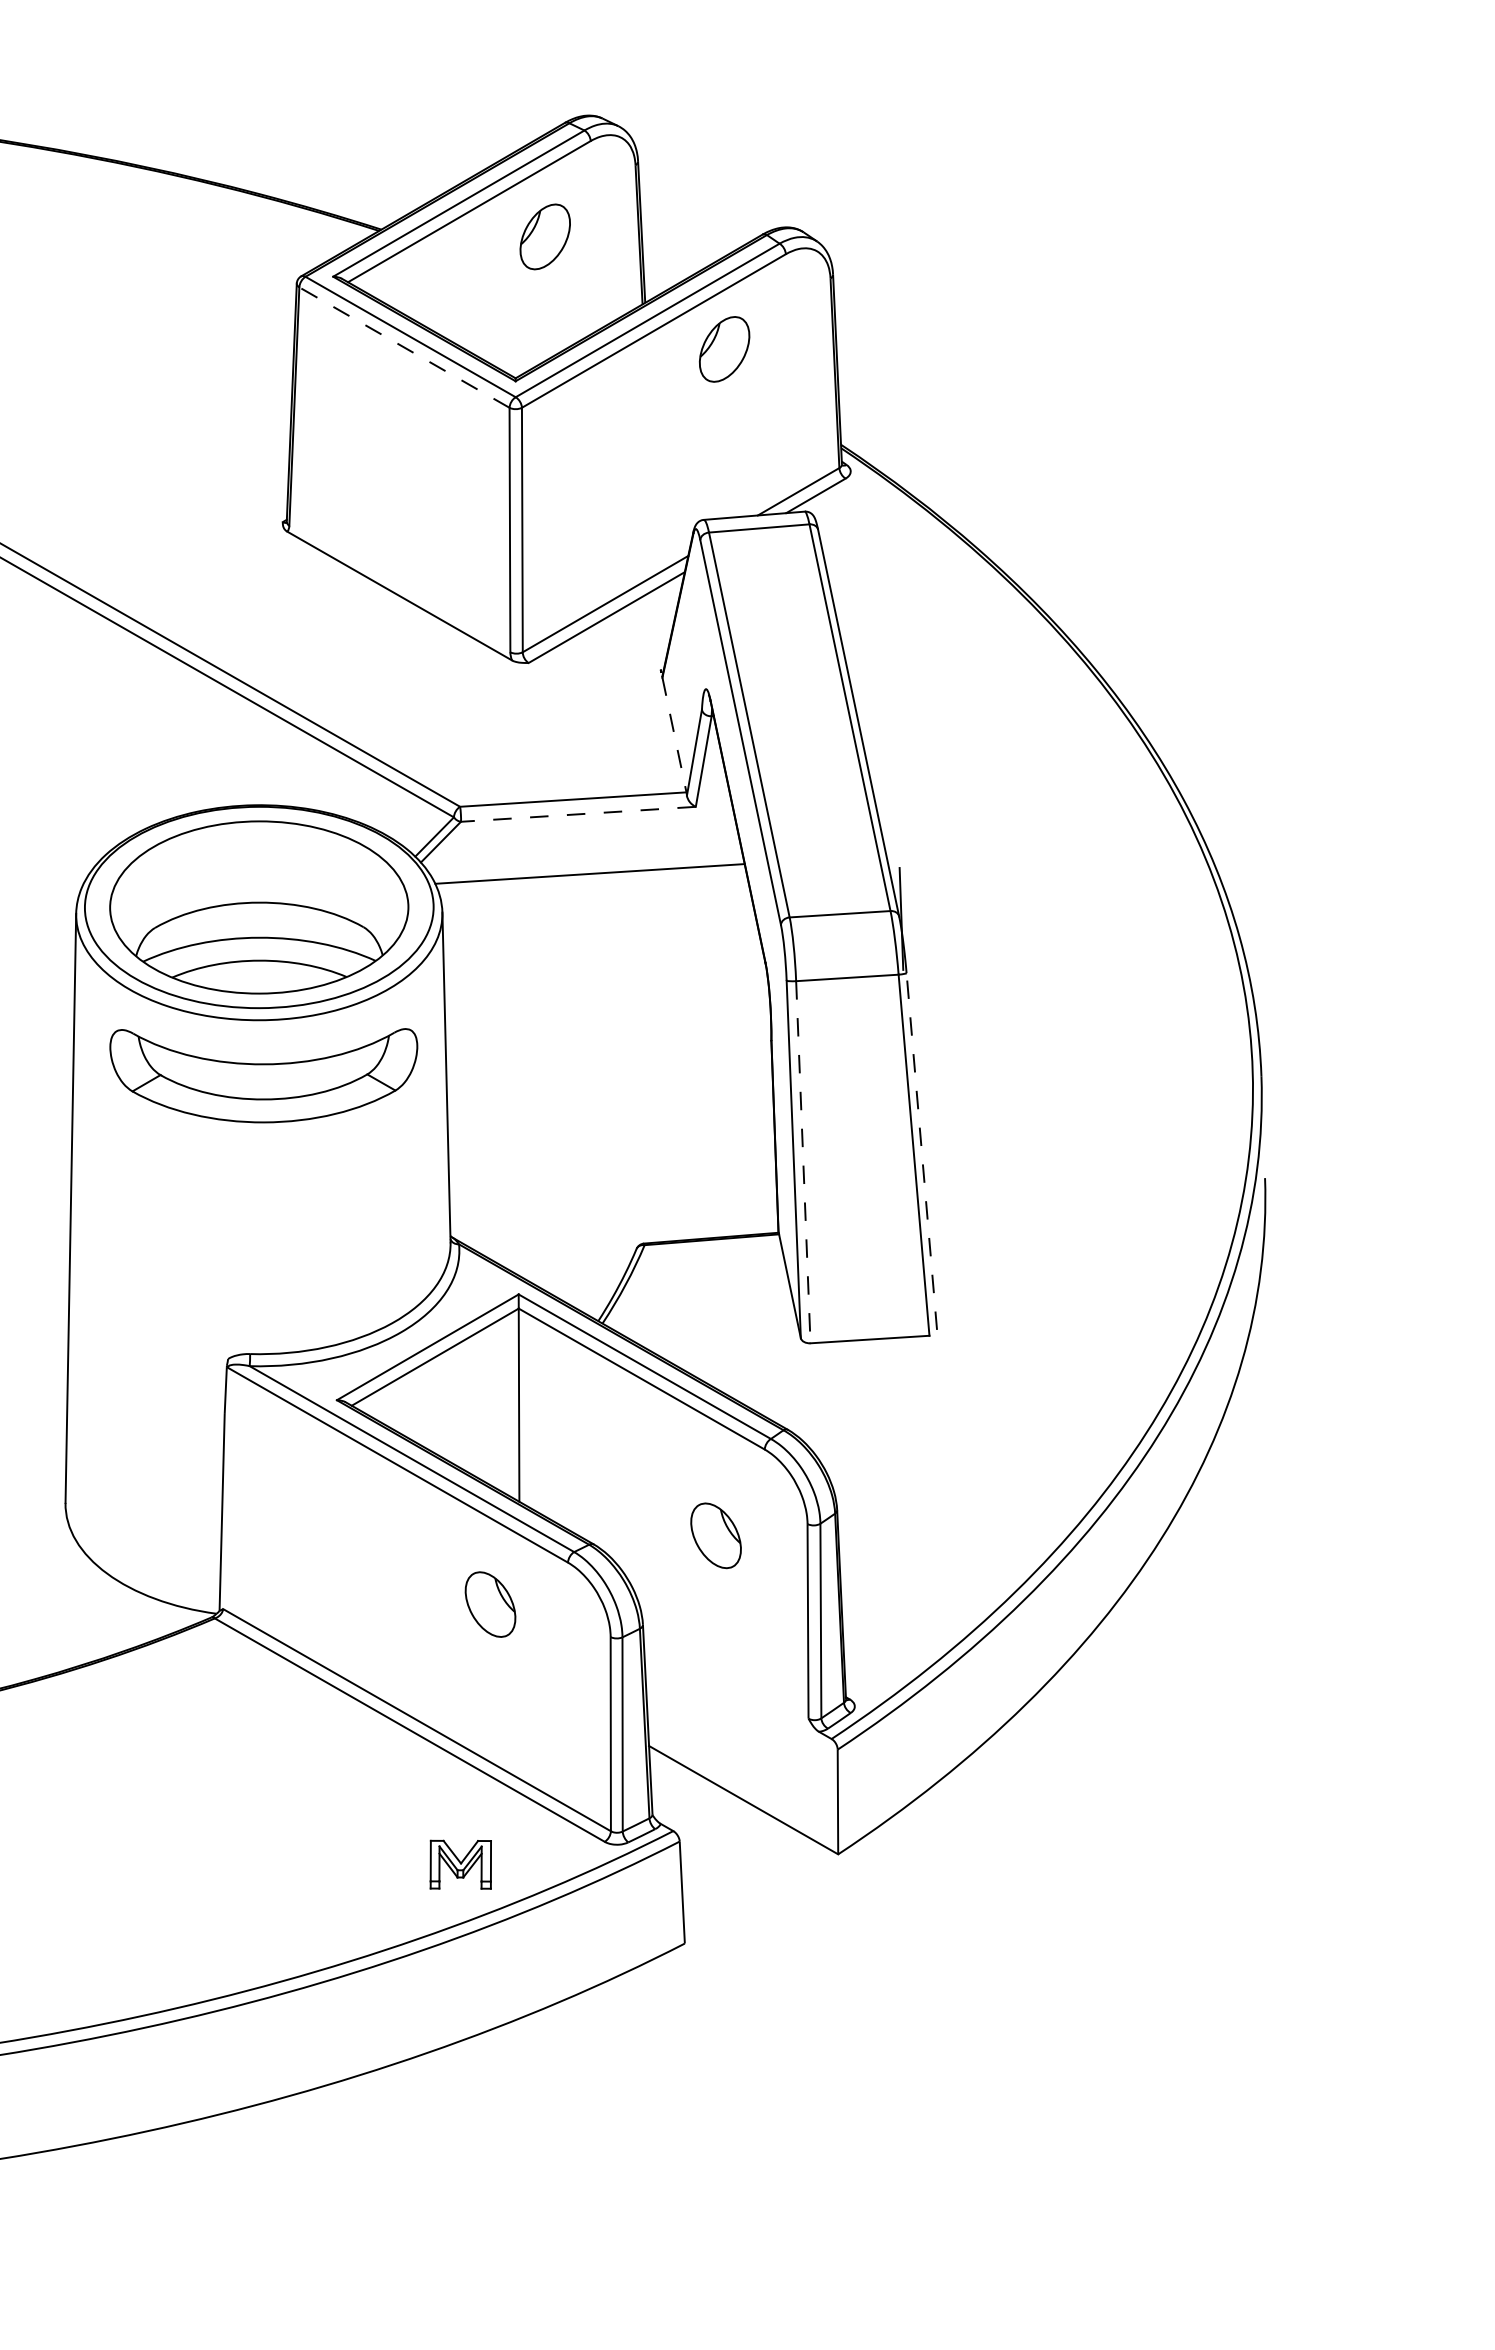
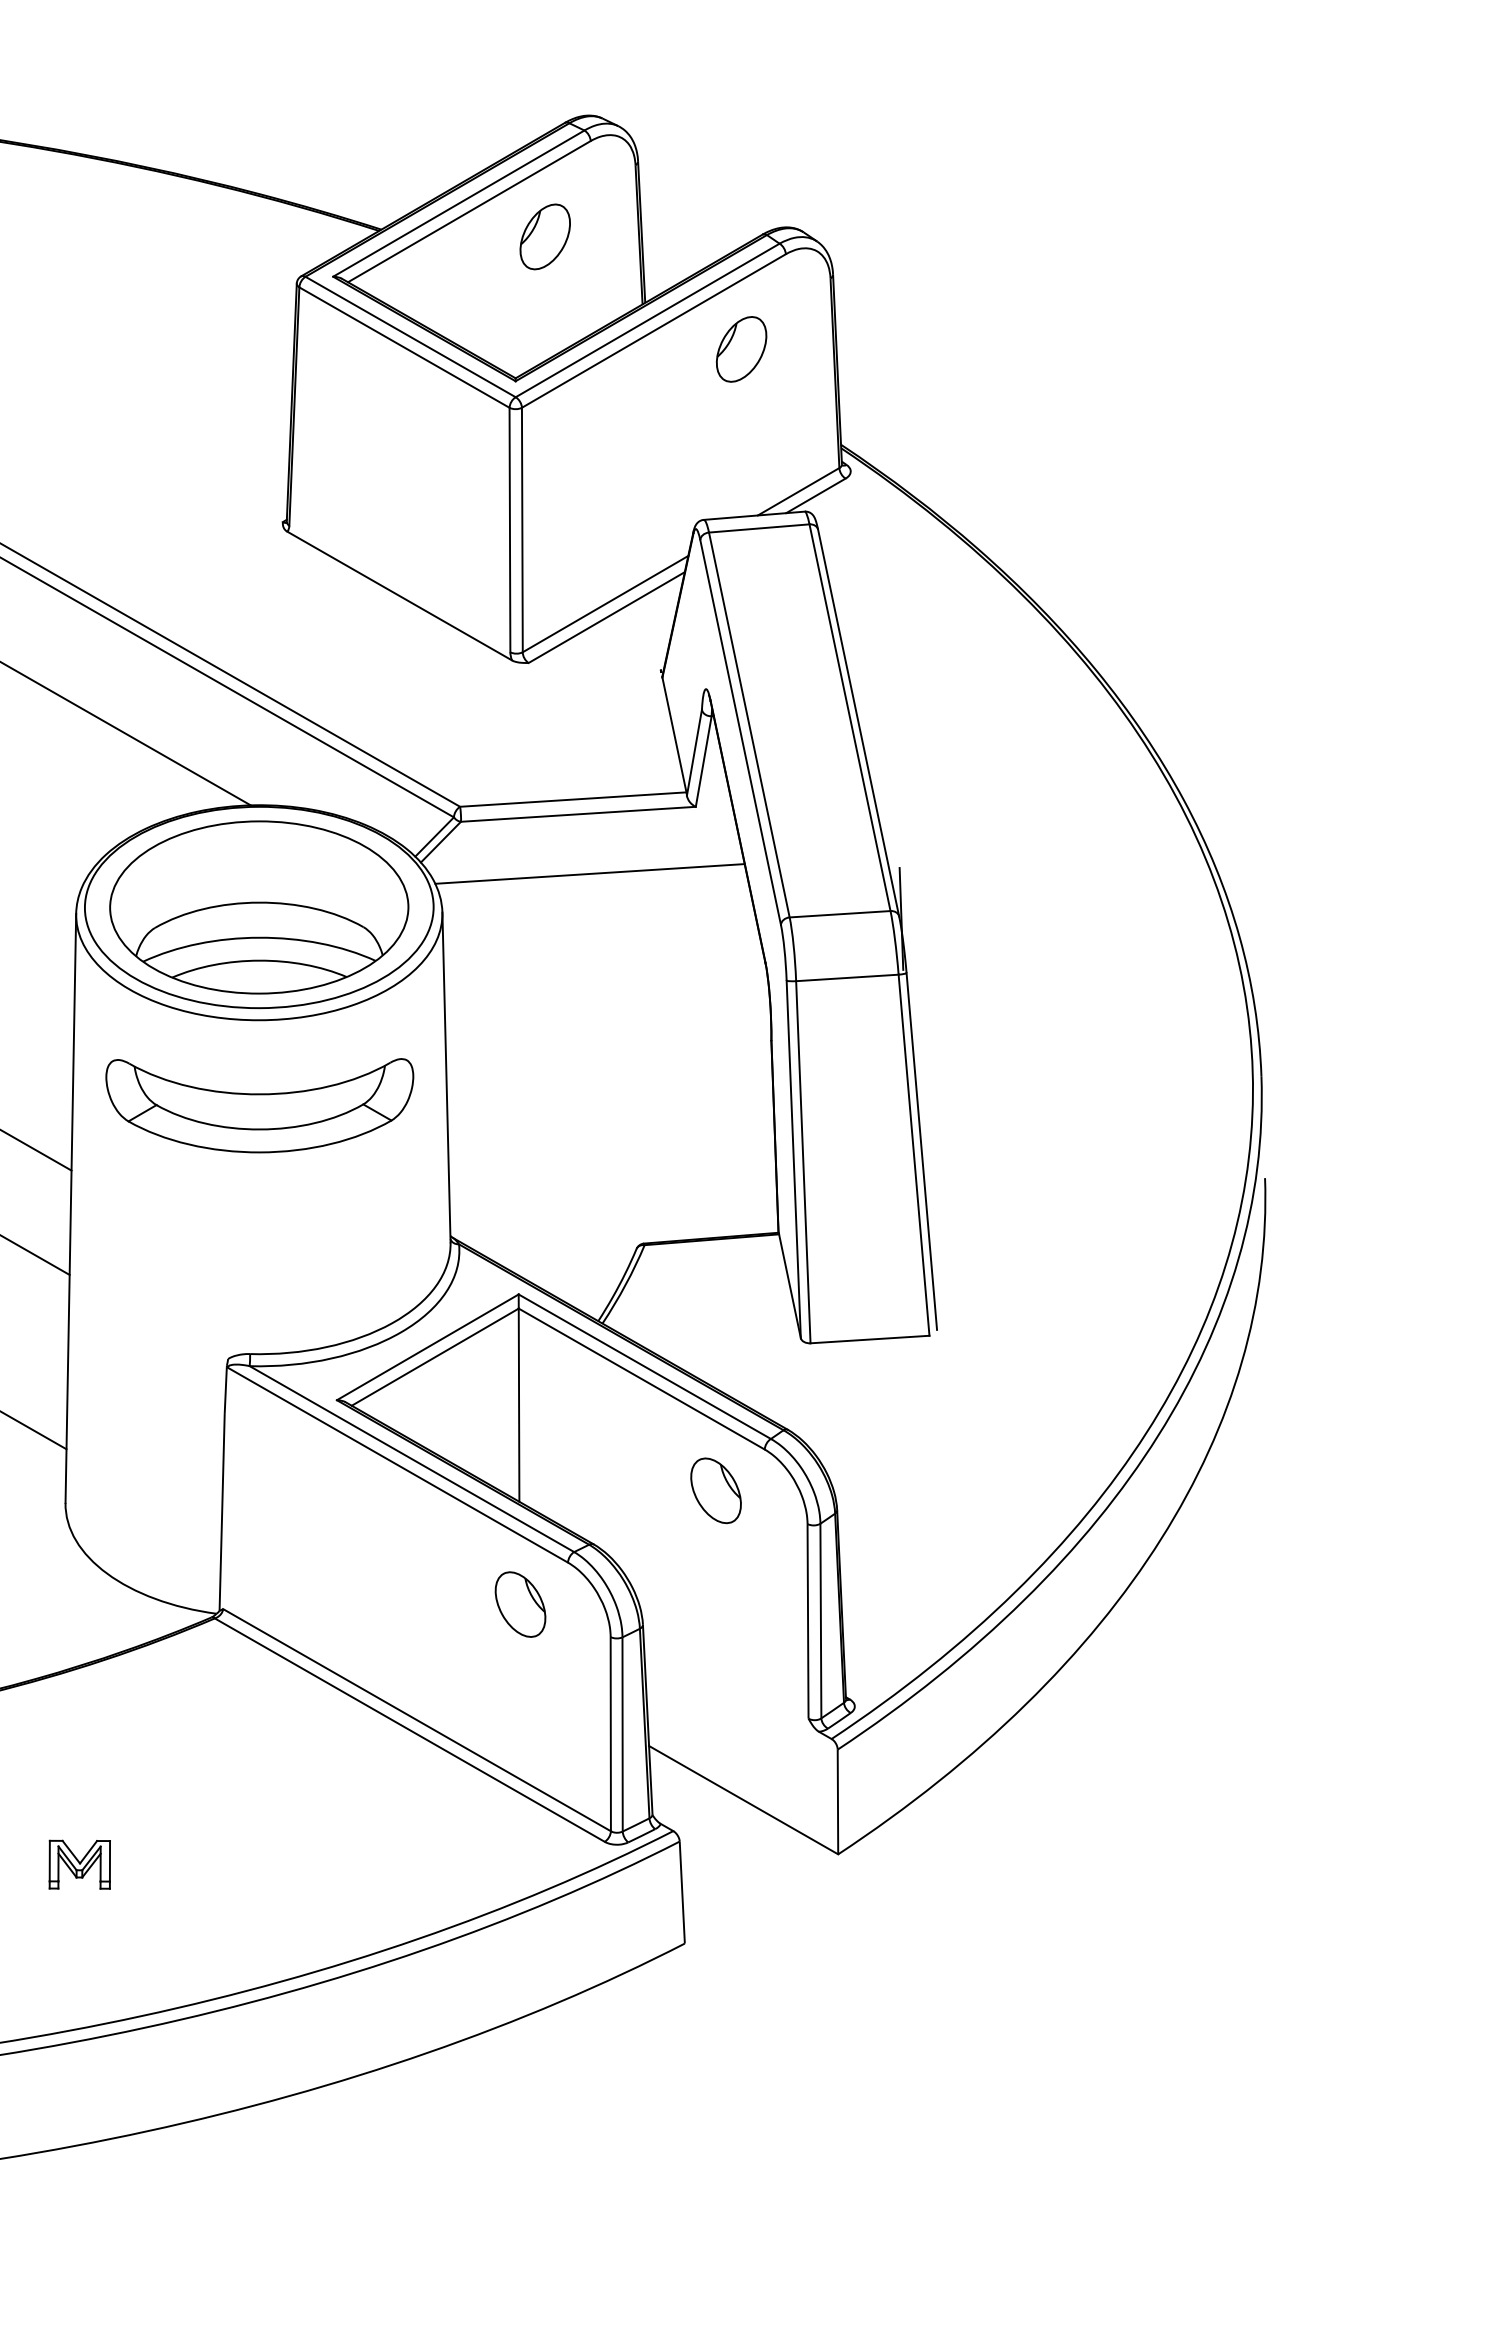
line: dashed -> solid (404, 347)
part position: (724, 349) -> (741, 349) (741, 349)
line: none -> present (126, 734)
line: dashed -> solid (674, 735)
line: dashed -> solid (578, 814)
part position: (263, 1075) -> (259, 1105) (259, 1105)
line: none -> present (36, 1150)
line: dashed -> solid (921, 1151)
line: dashed -> solid (803, 1162)
line: none -> present (35, 1255)
line: none -> present (34, 1430)
part position: (715, 1535) -> (715, 1490) (715, 1490)
part position: (490, 1604) -> (520, 1604) (520, 1604)
part position: (460, 1864) -> (79, 1864) (79, 1864)
